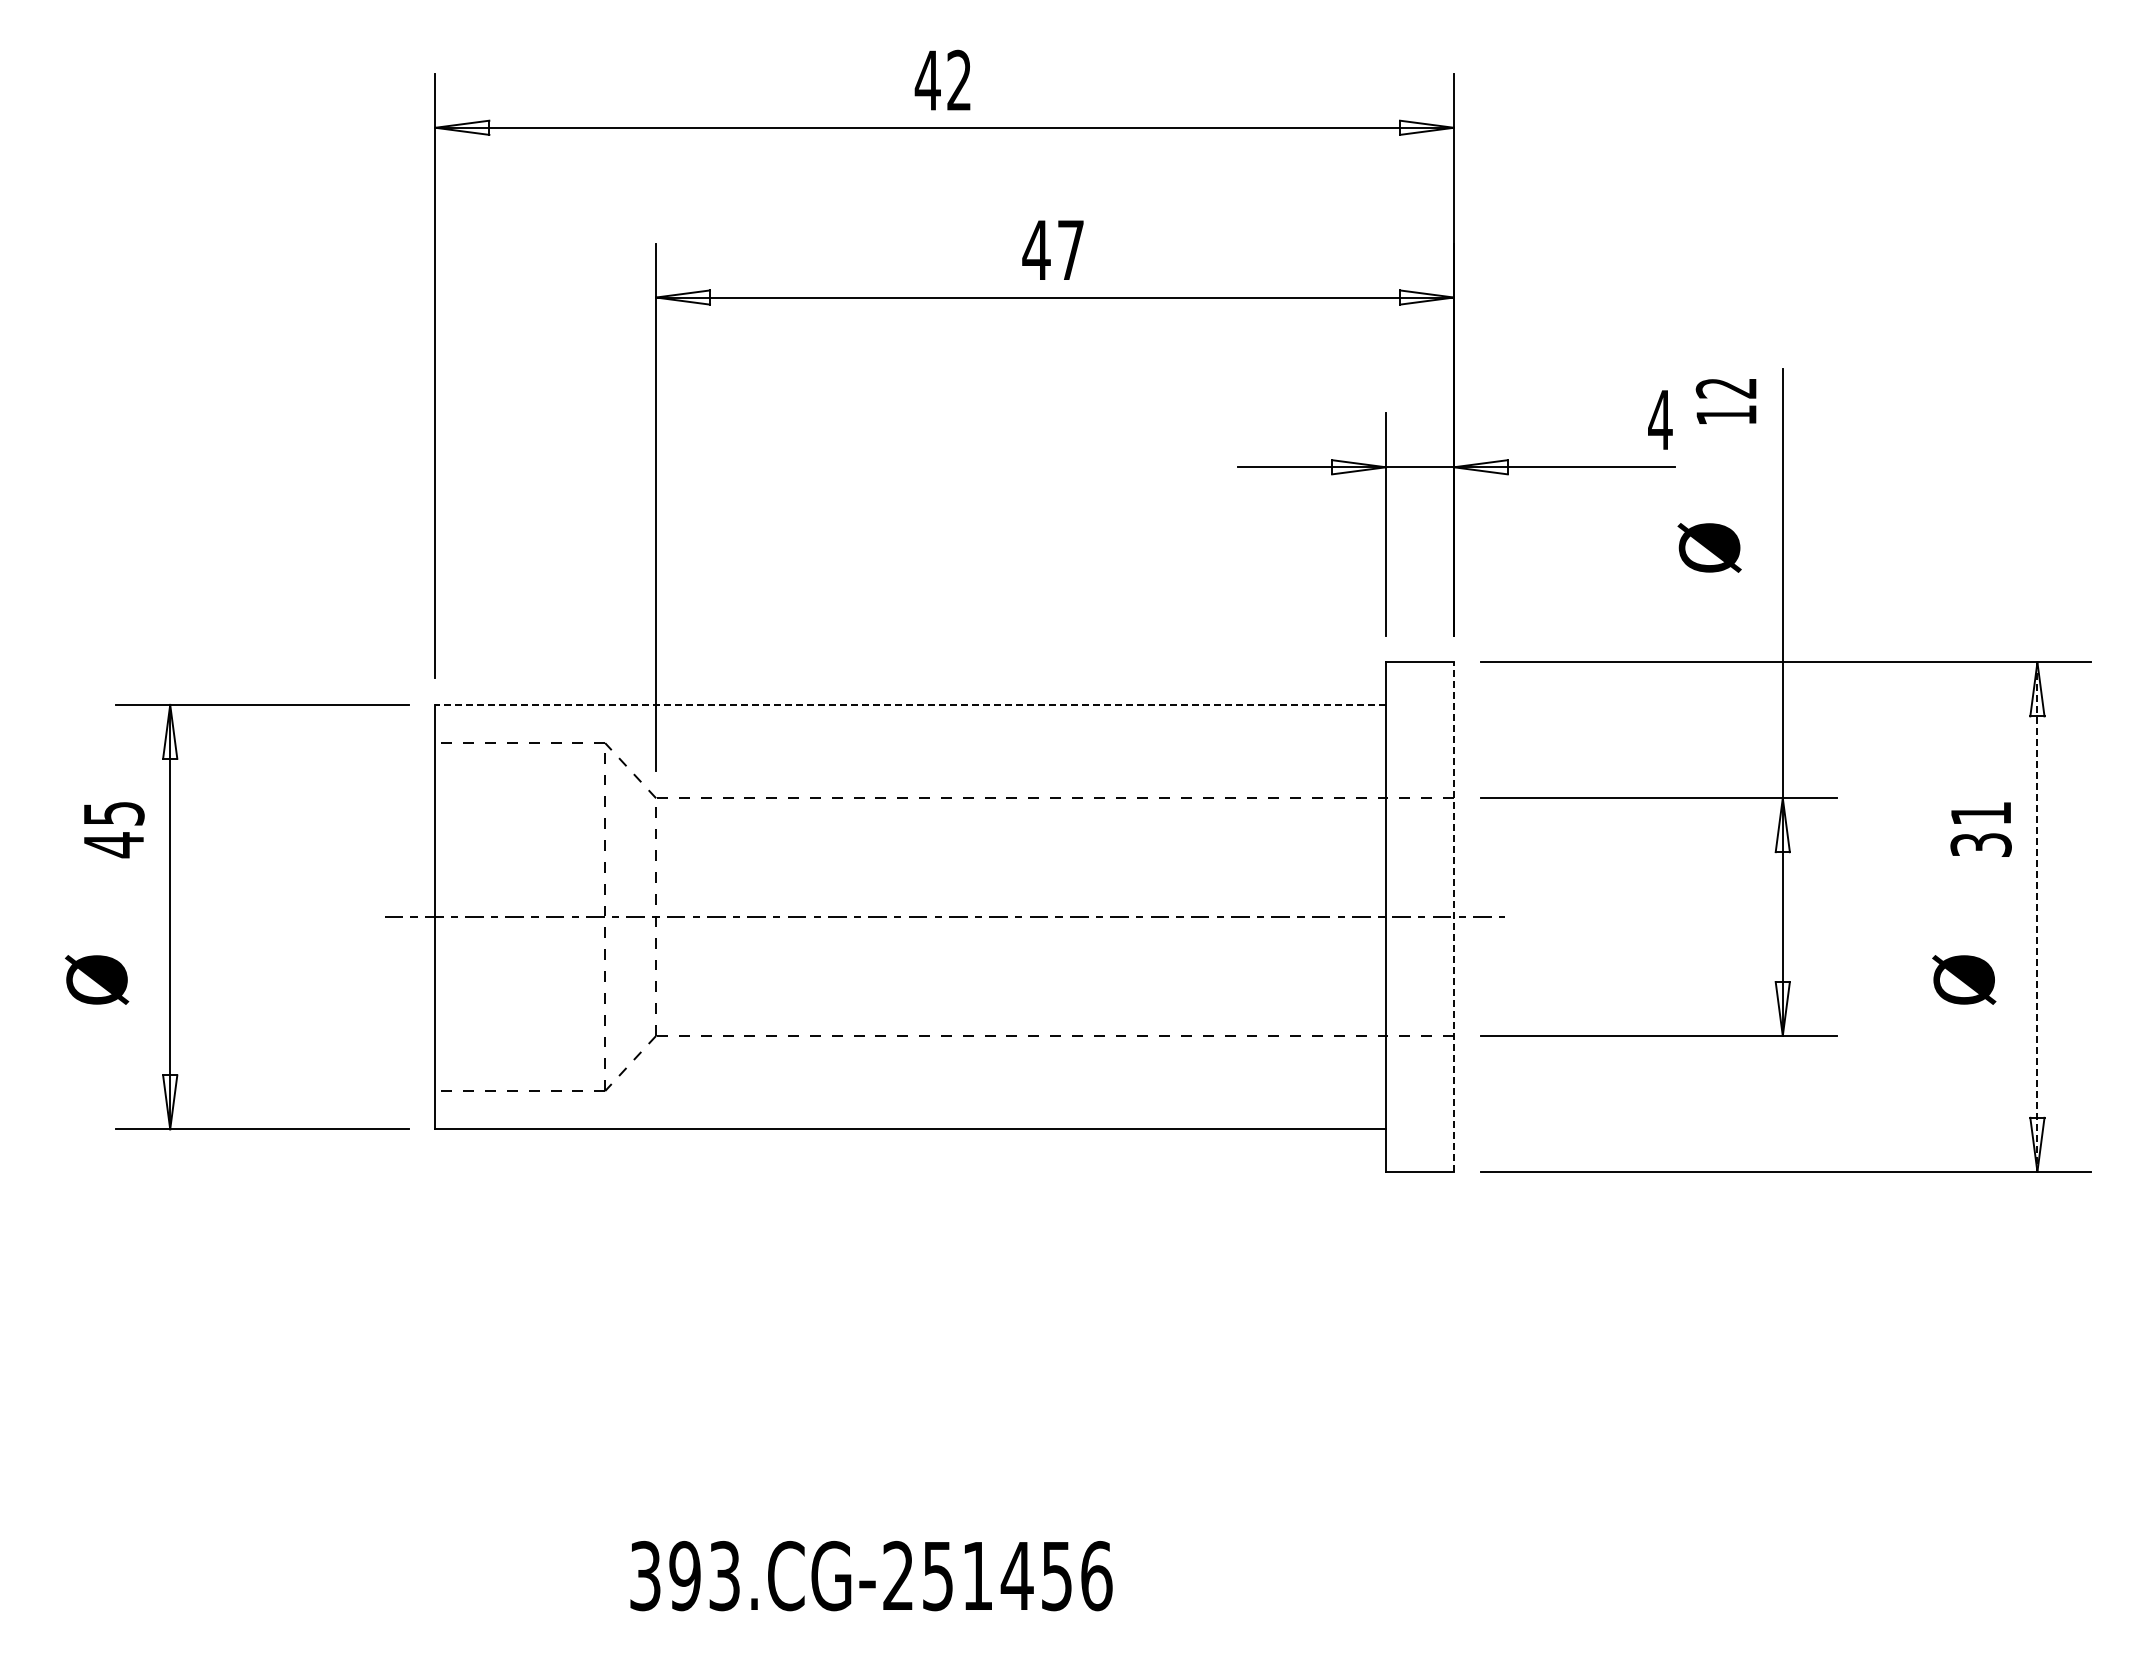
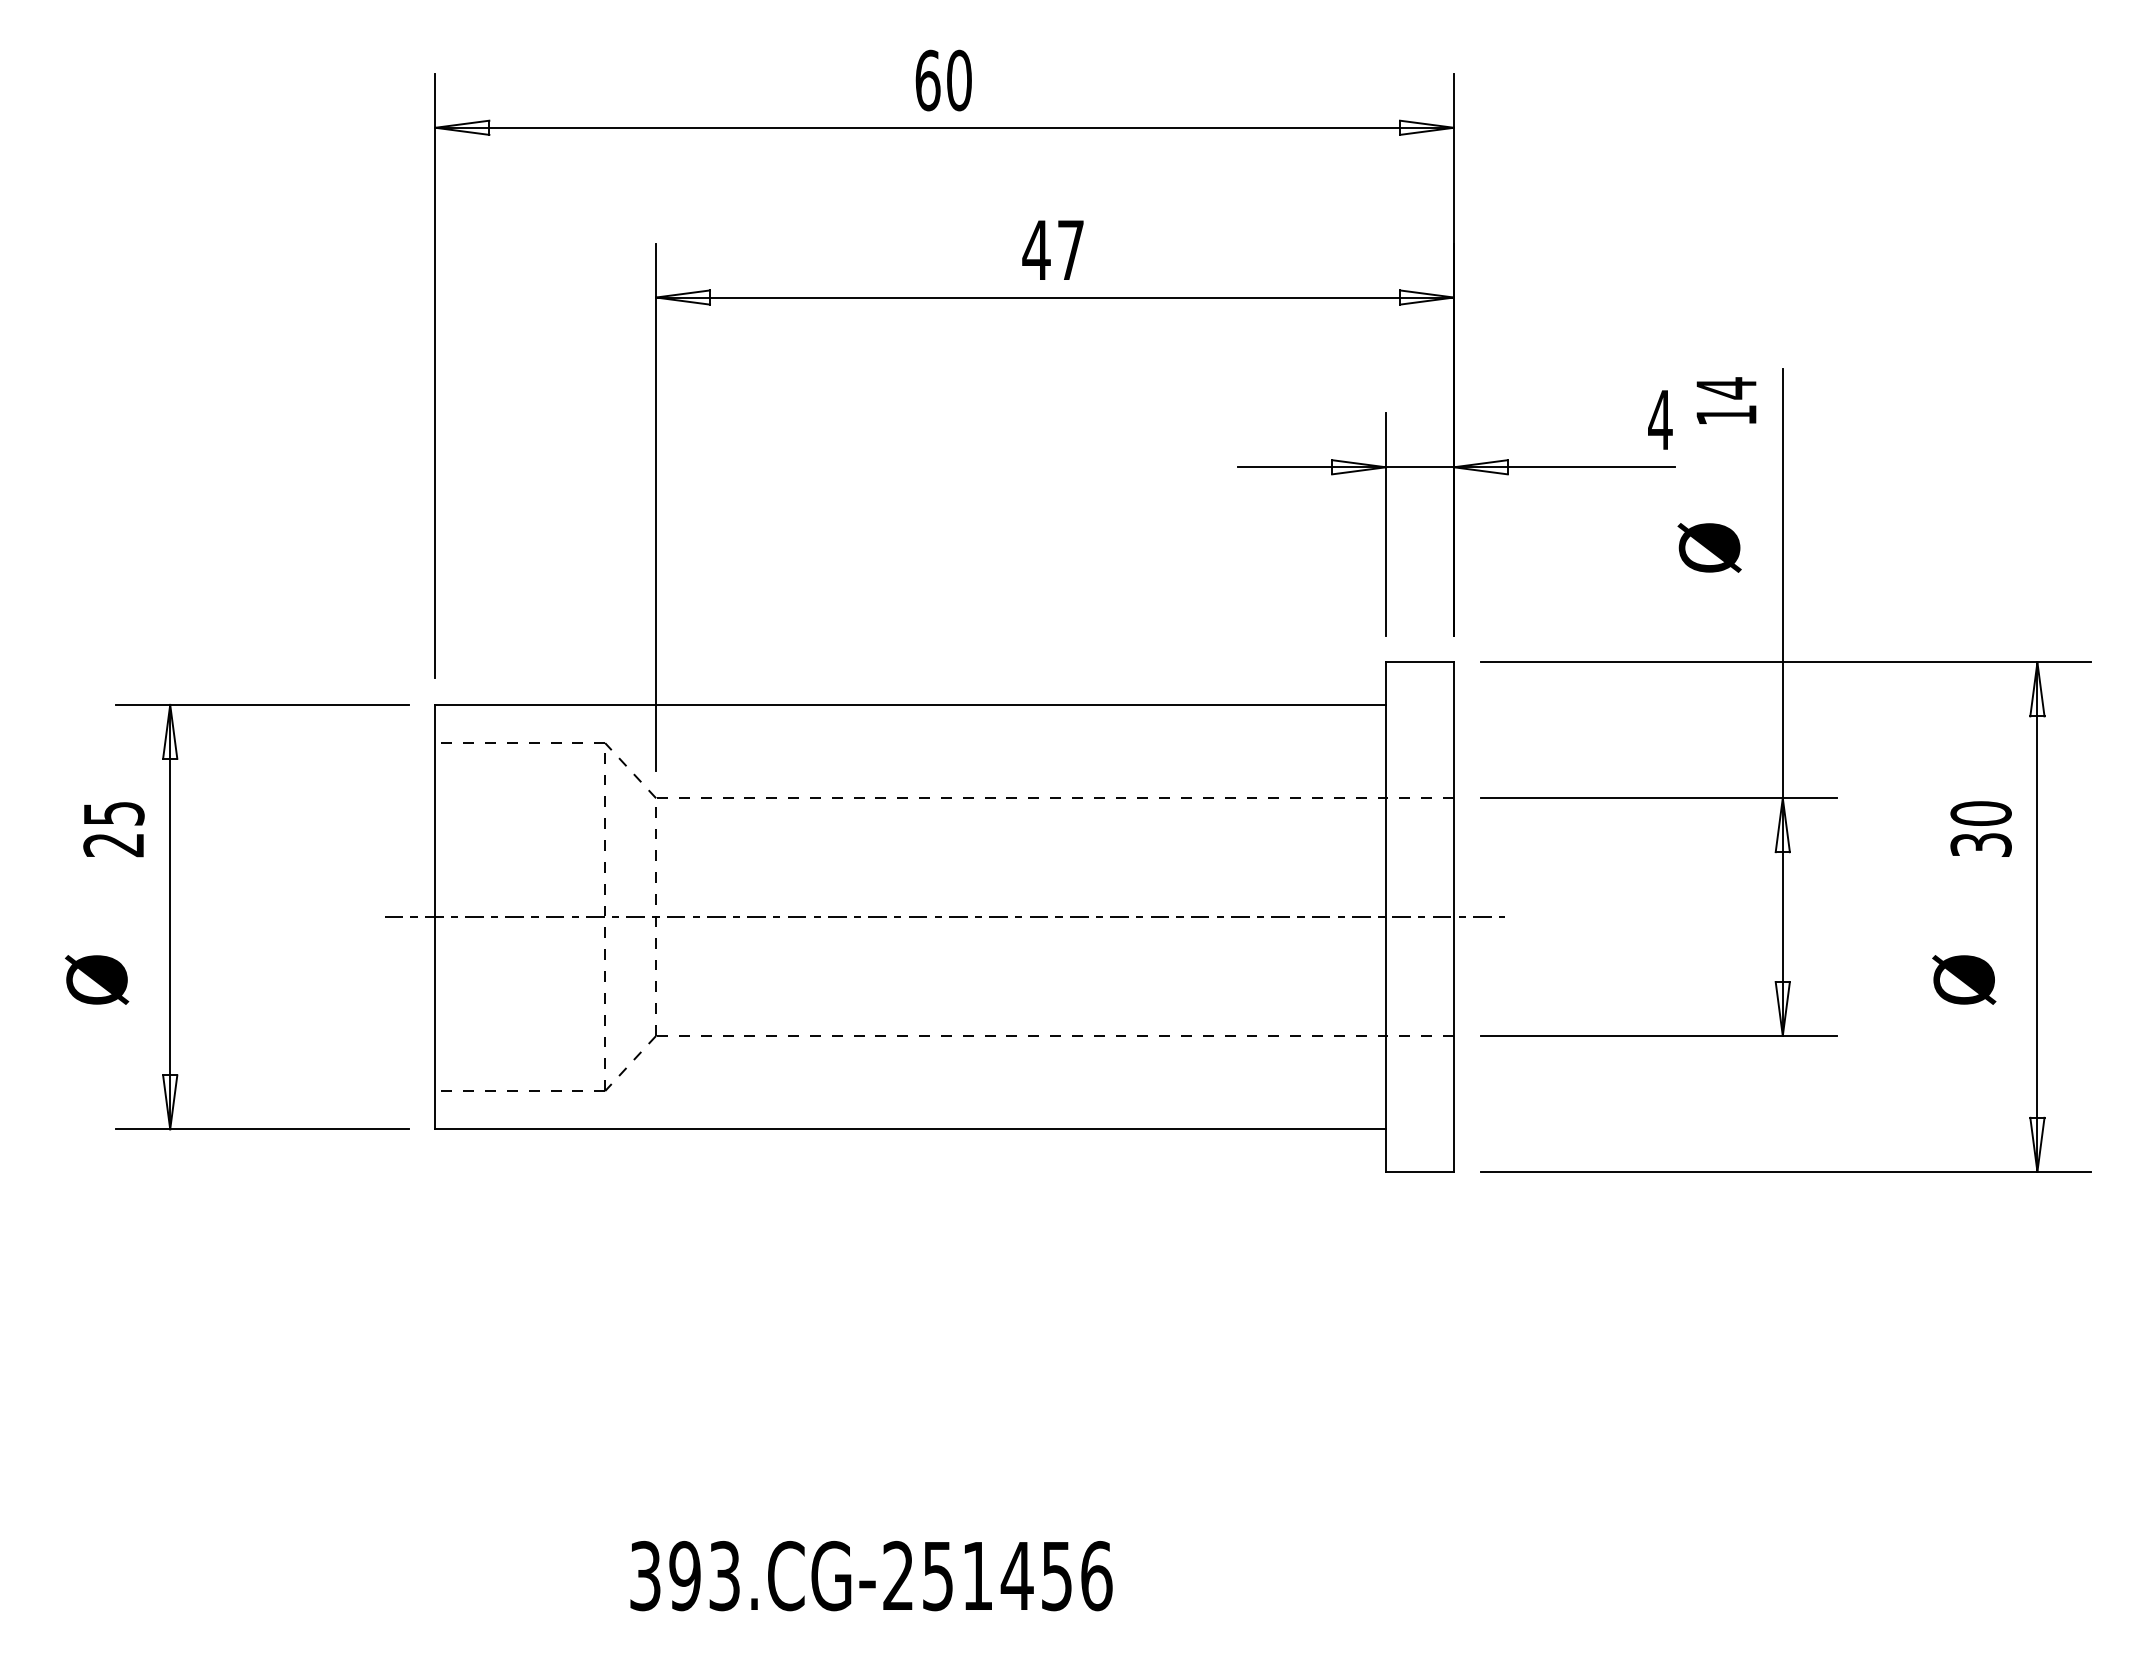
text: 42 -> 60 (942, 80)
text: 12 -> 14 (1725, 388)
line: dashed -> solid (910, 704)
text: 31 -> 30 (1980, 813)
text: 45 -> 25 (113, 845)
line: dashed -> solid (1453, 917)
line: dashed -> solid (2037, 917)
